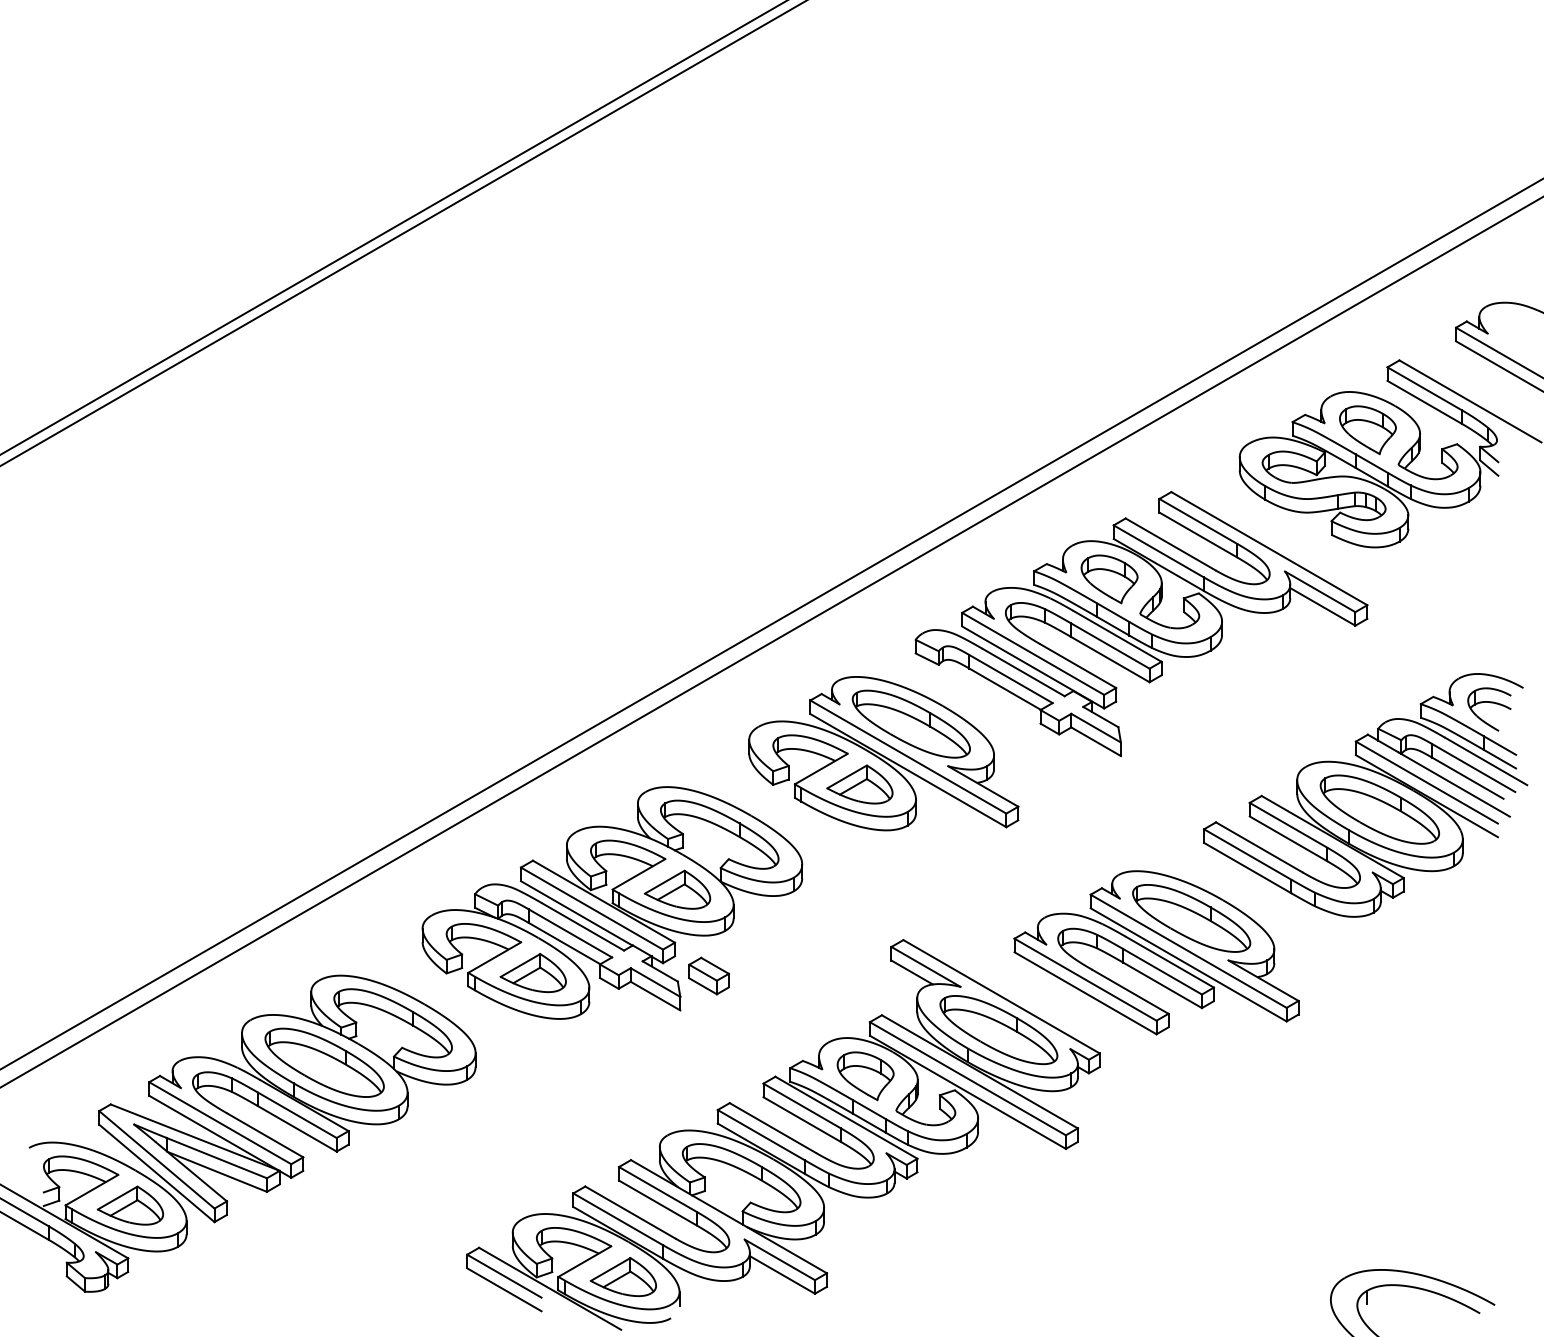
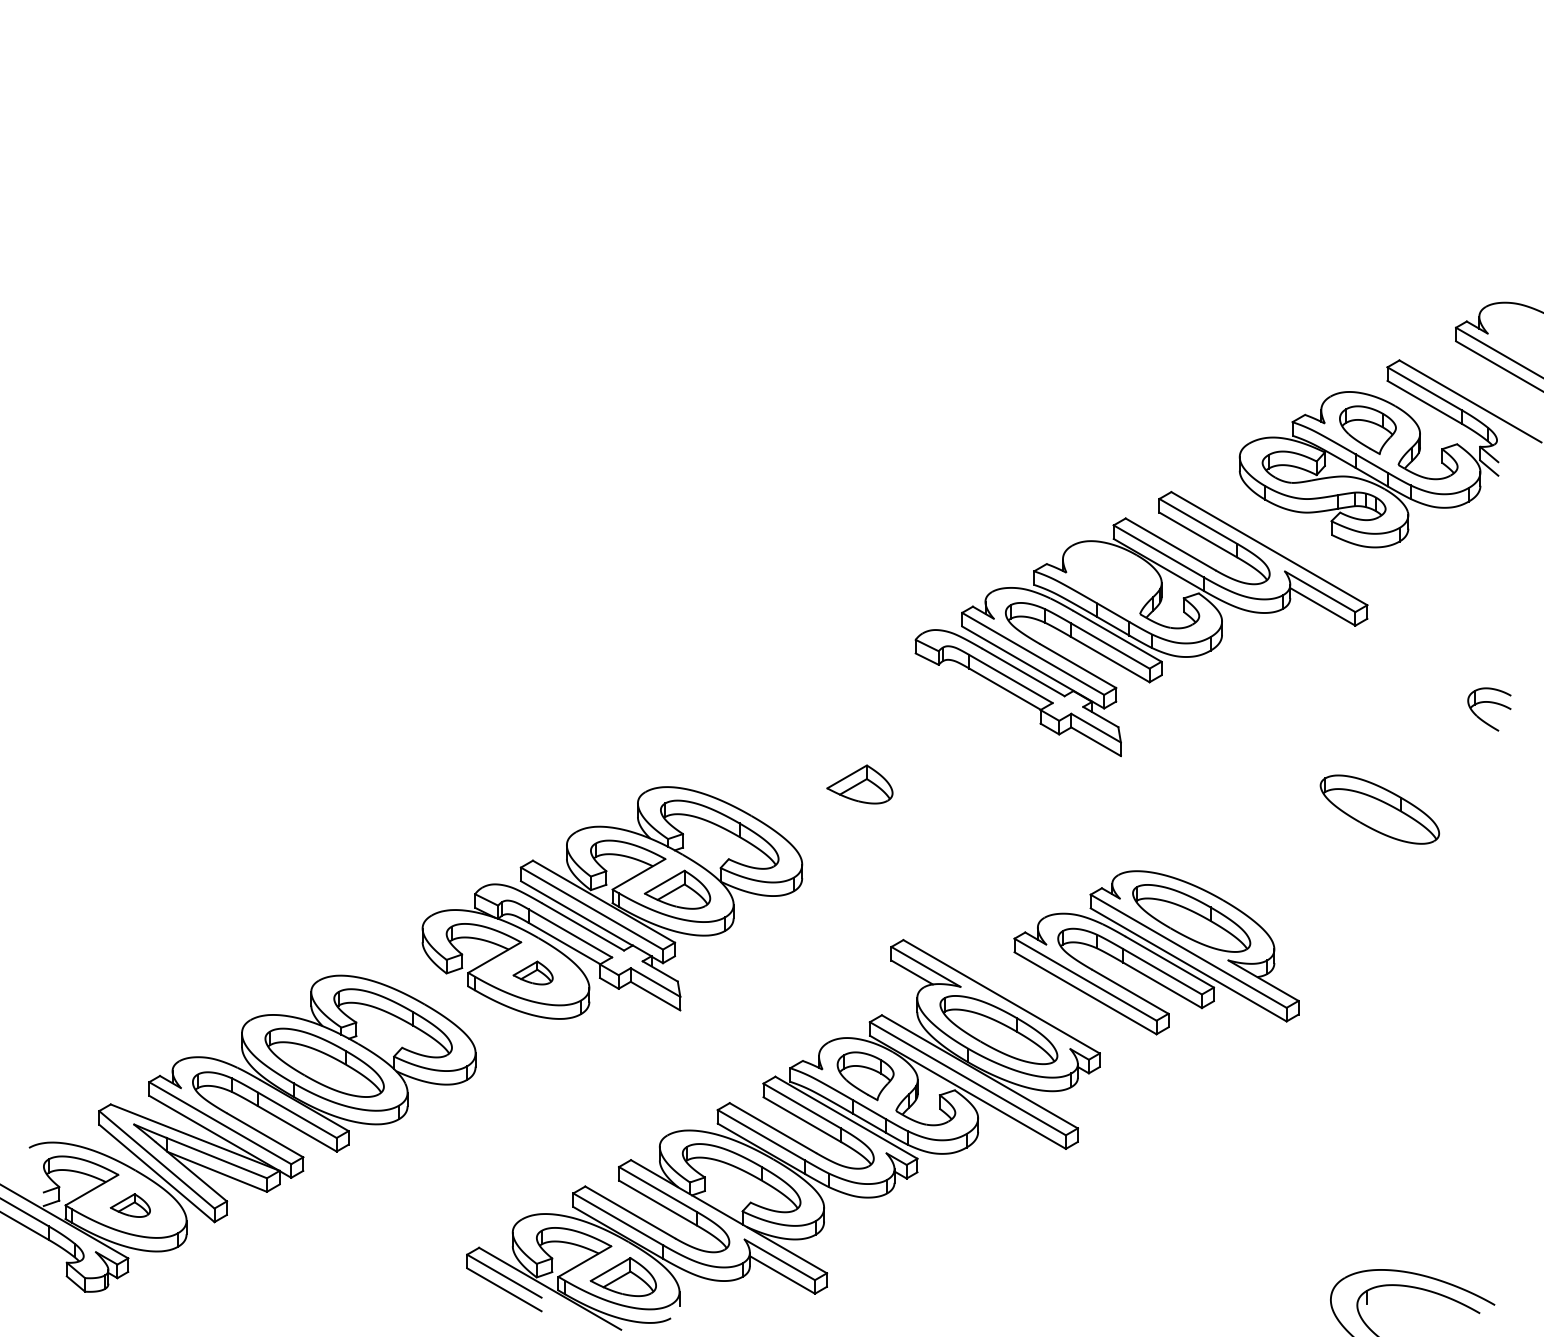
line: present -> none (393, 227)
line: present -> none (403, 233)
part: present -> none (1109, 579)
line: present -> none (771, 624)
line: present -> none (771, 642)
part: present -> none (883, 753)
part: present -> none (1365, 795)
part size: 68x40 px -> 42x26 px (532, 972)
part: present -> none (708, 975)
part size: 69x41 px -> 42x25 px (129, 1205)
